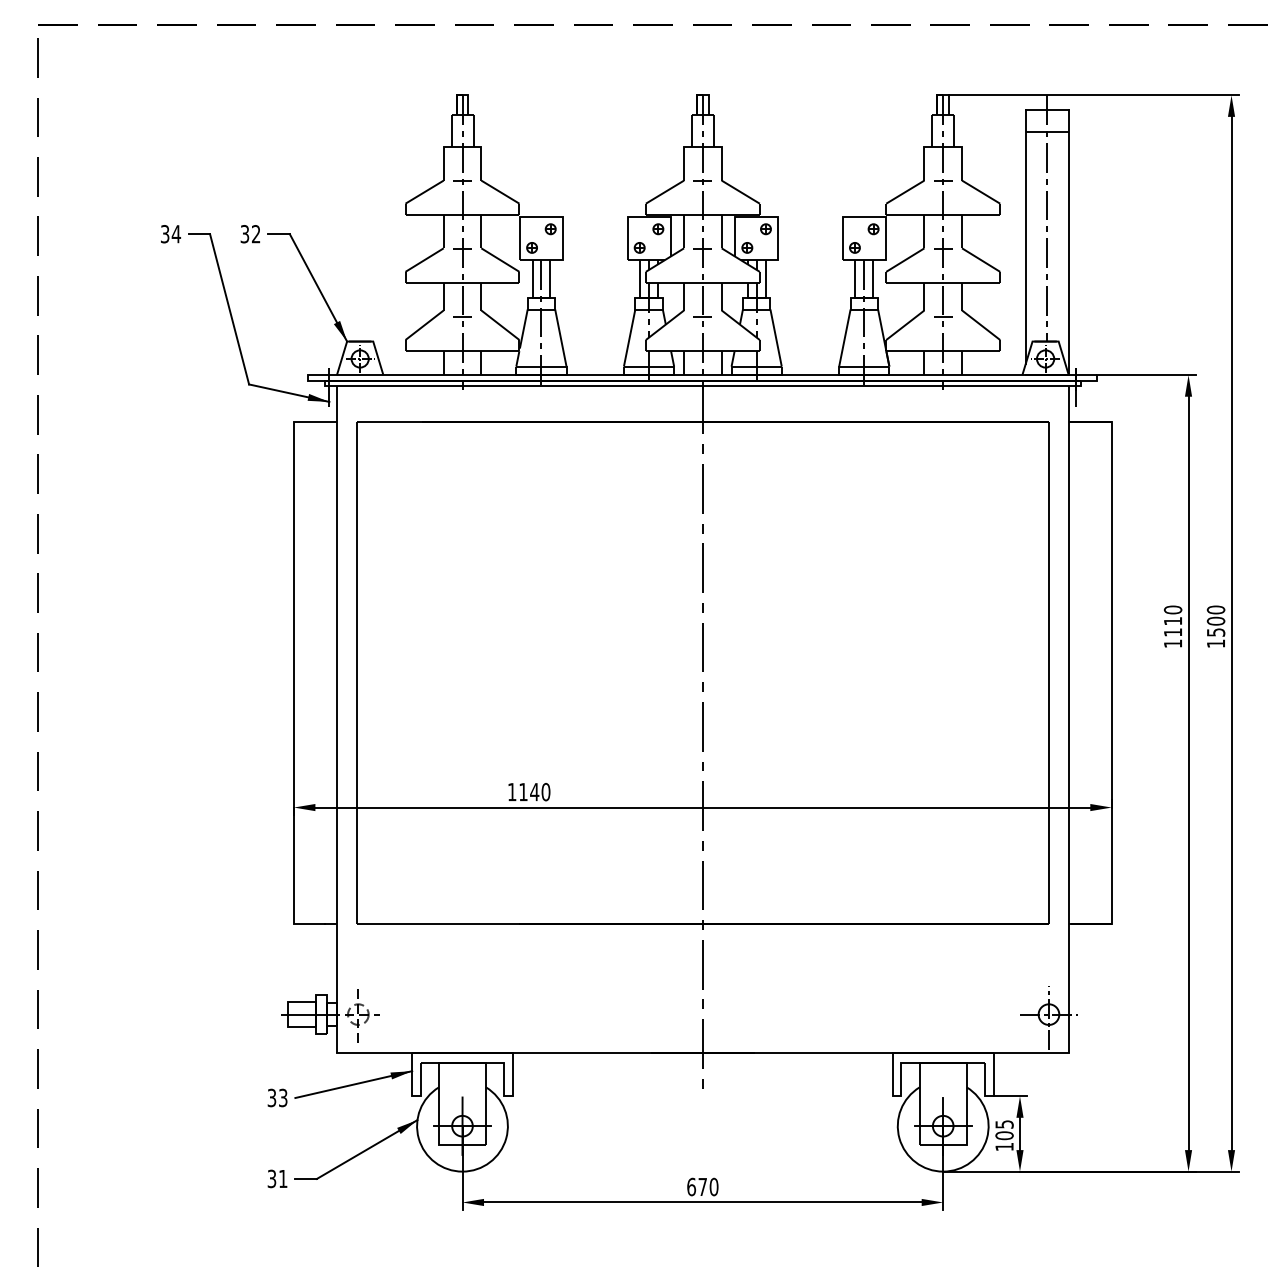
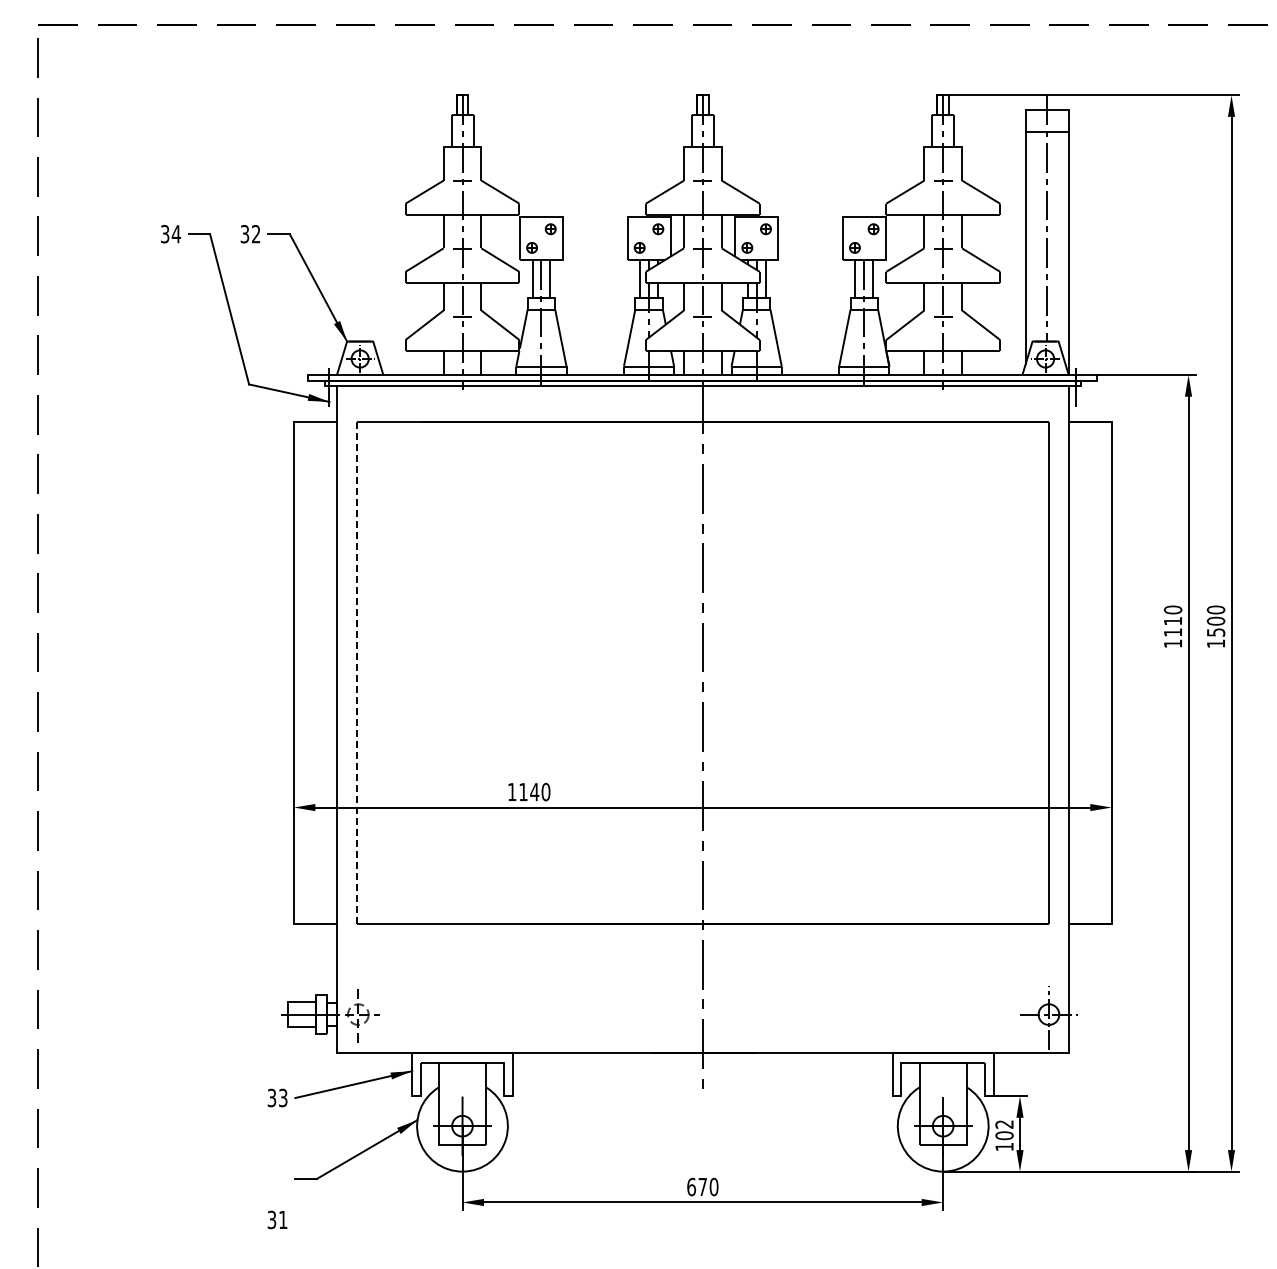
line: solid -> dashed (356, 673)
text: 105 -> 102 (1004, 1124)
text position: (277, 1178) -> (277, 1219) (277, 1219)
